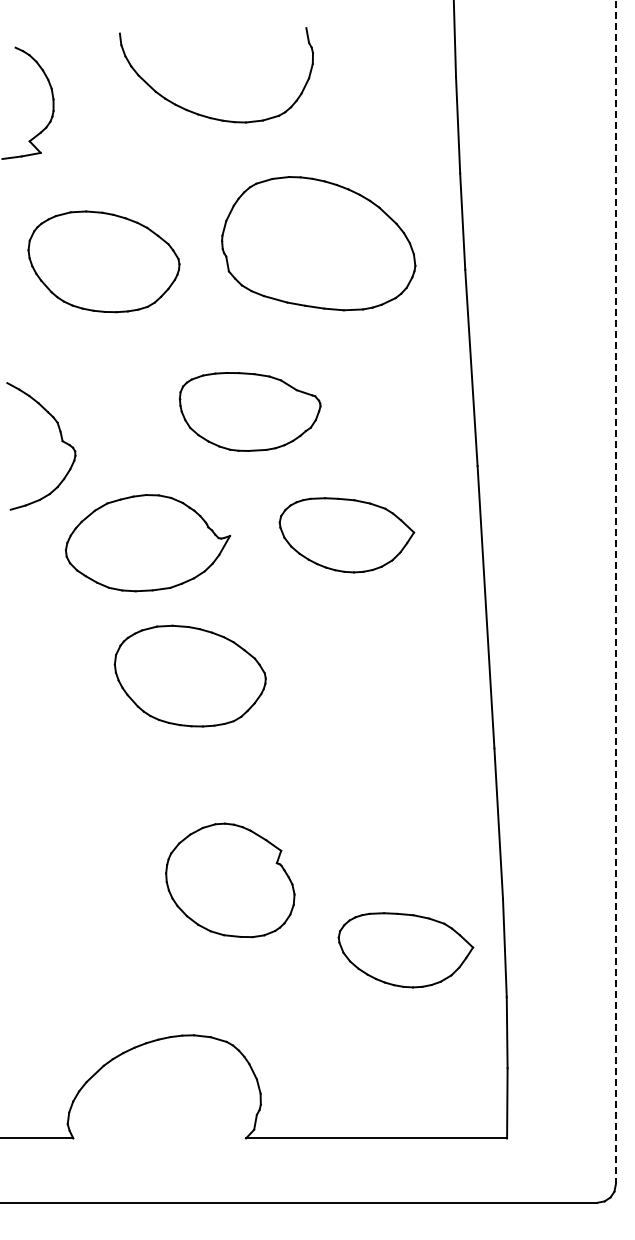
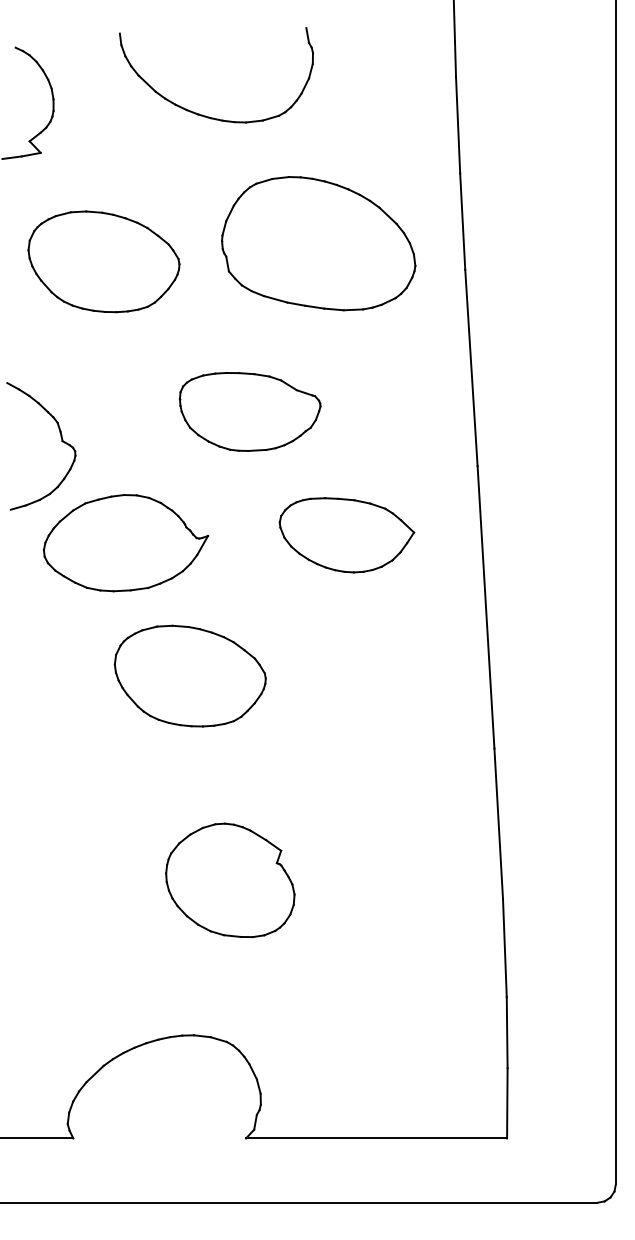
part position: (148, 543) -> (126, 543) (126, 543)
line: dashed -> solid (615, 592)
part: present -> none (405, 950)
